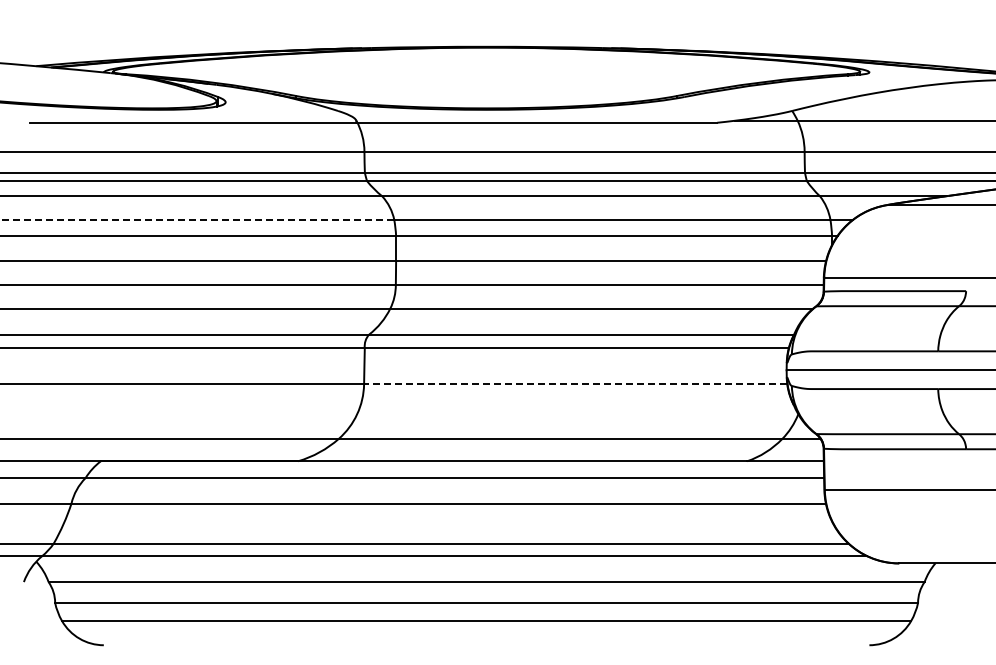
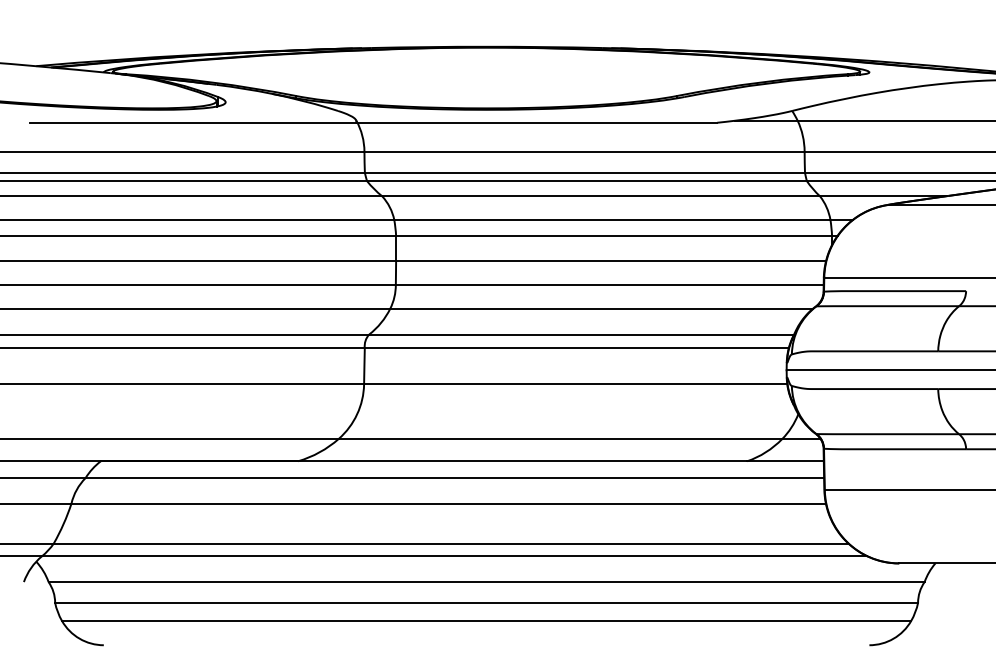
line: dashed -> solid (197, 219)
line: dashed -> solid (575, 384)
